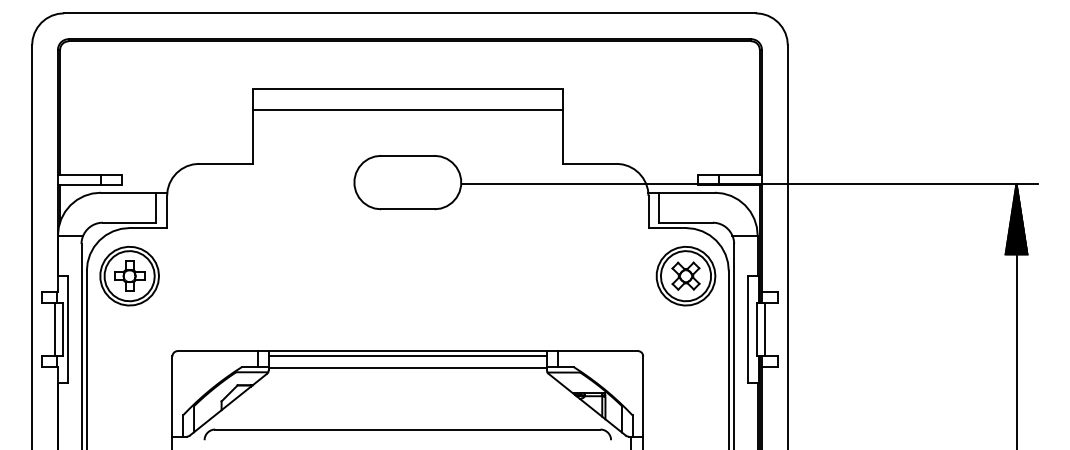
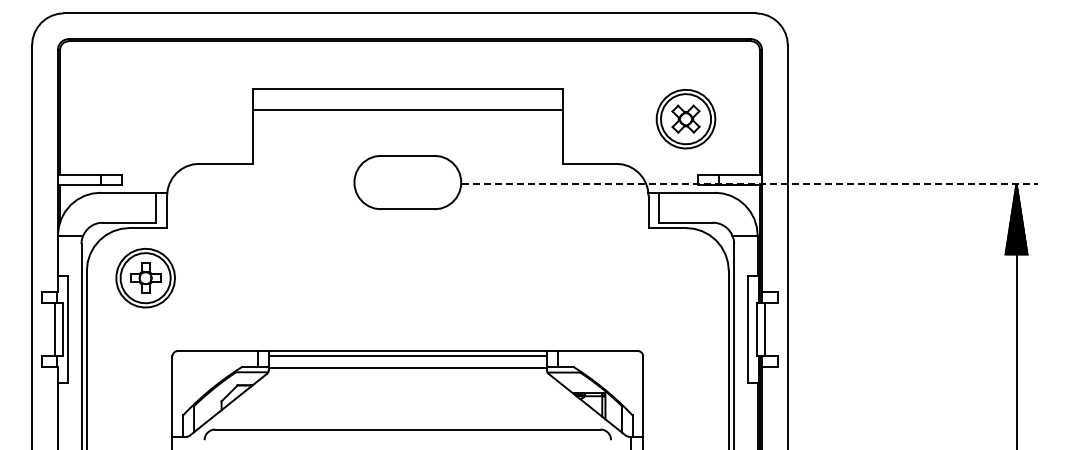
line: solid -> dashed (750, 183)
part position: (685, 275) -> (685, 118) (685, 118)
part position: (129, 276) -> (145, 278) (145, 278)
